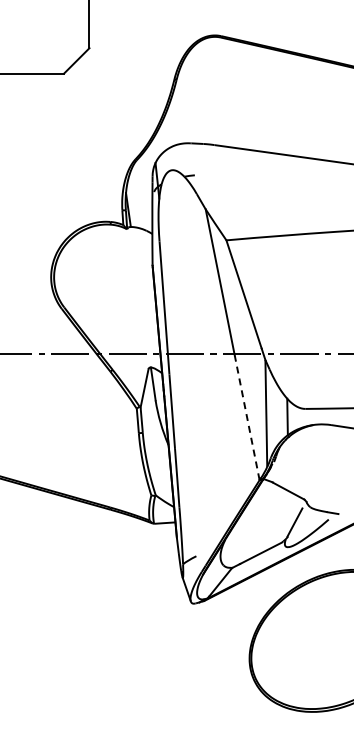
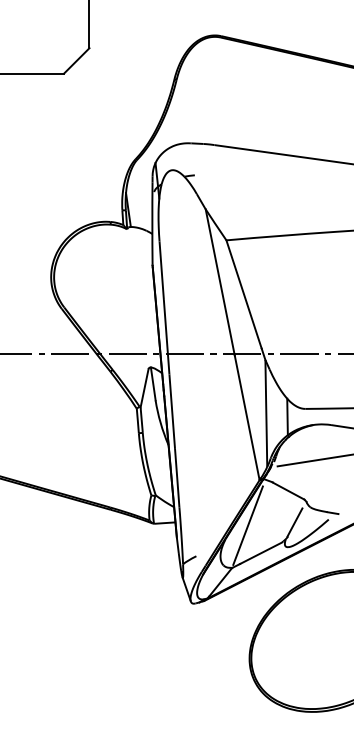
line: dashed -> solid (247, 417)
line: none -> present (313, 460)
line: none -> present (247, 525)
